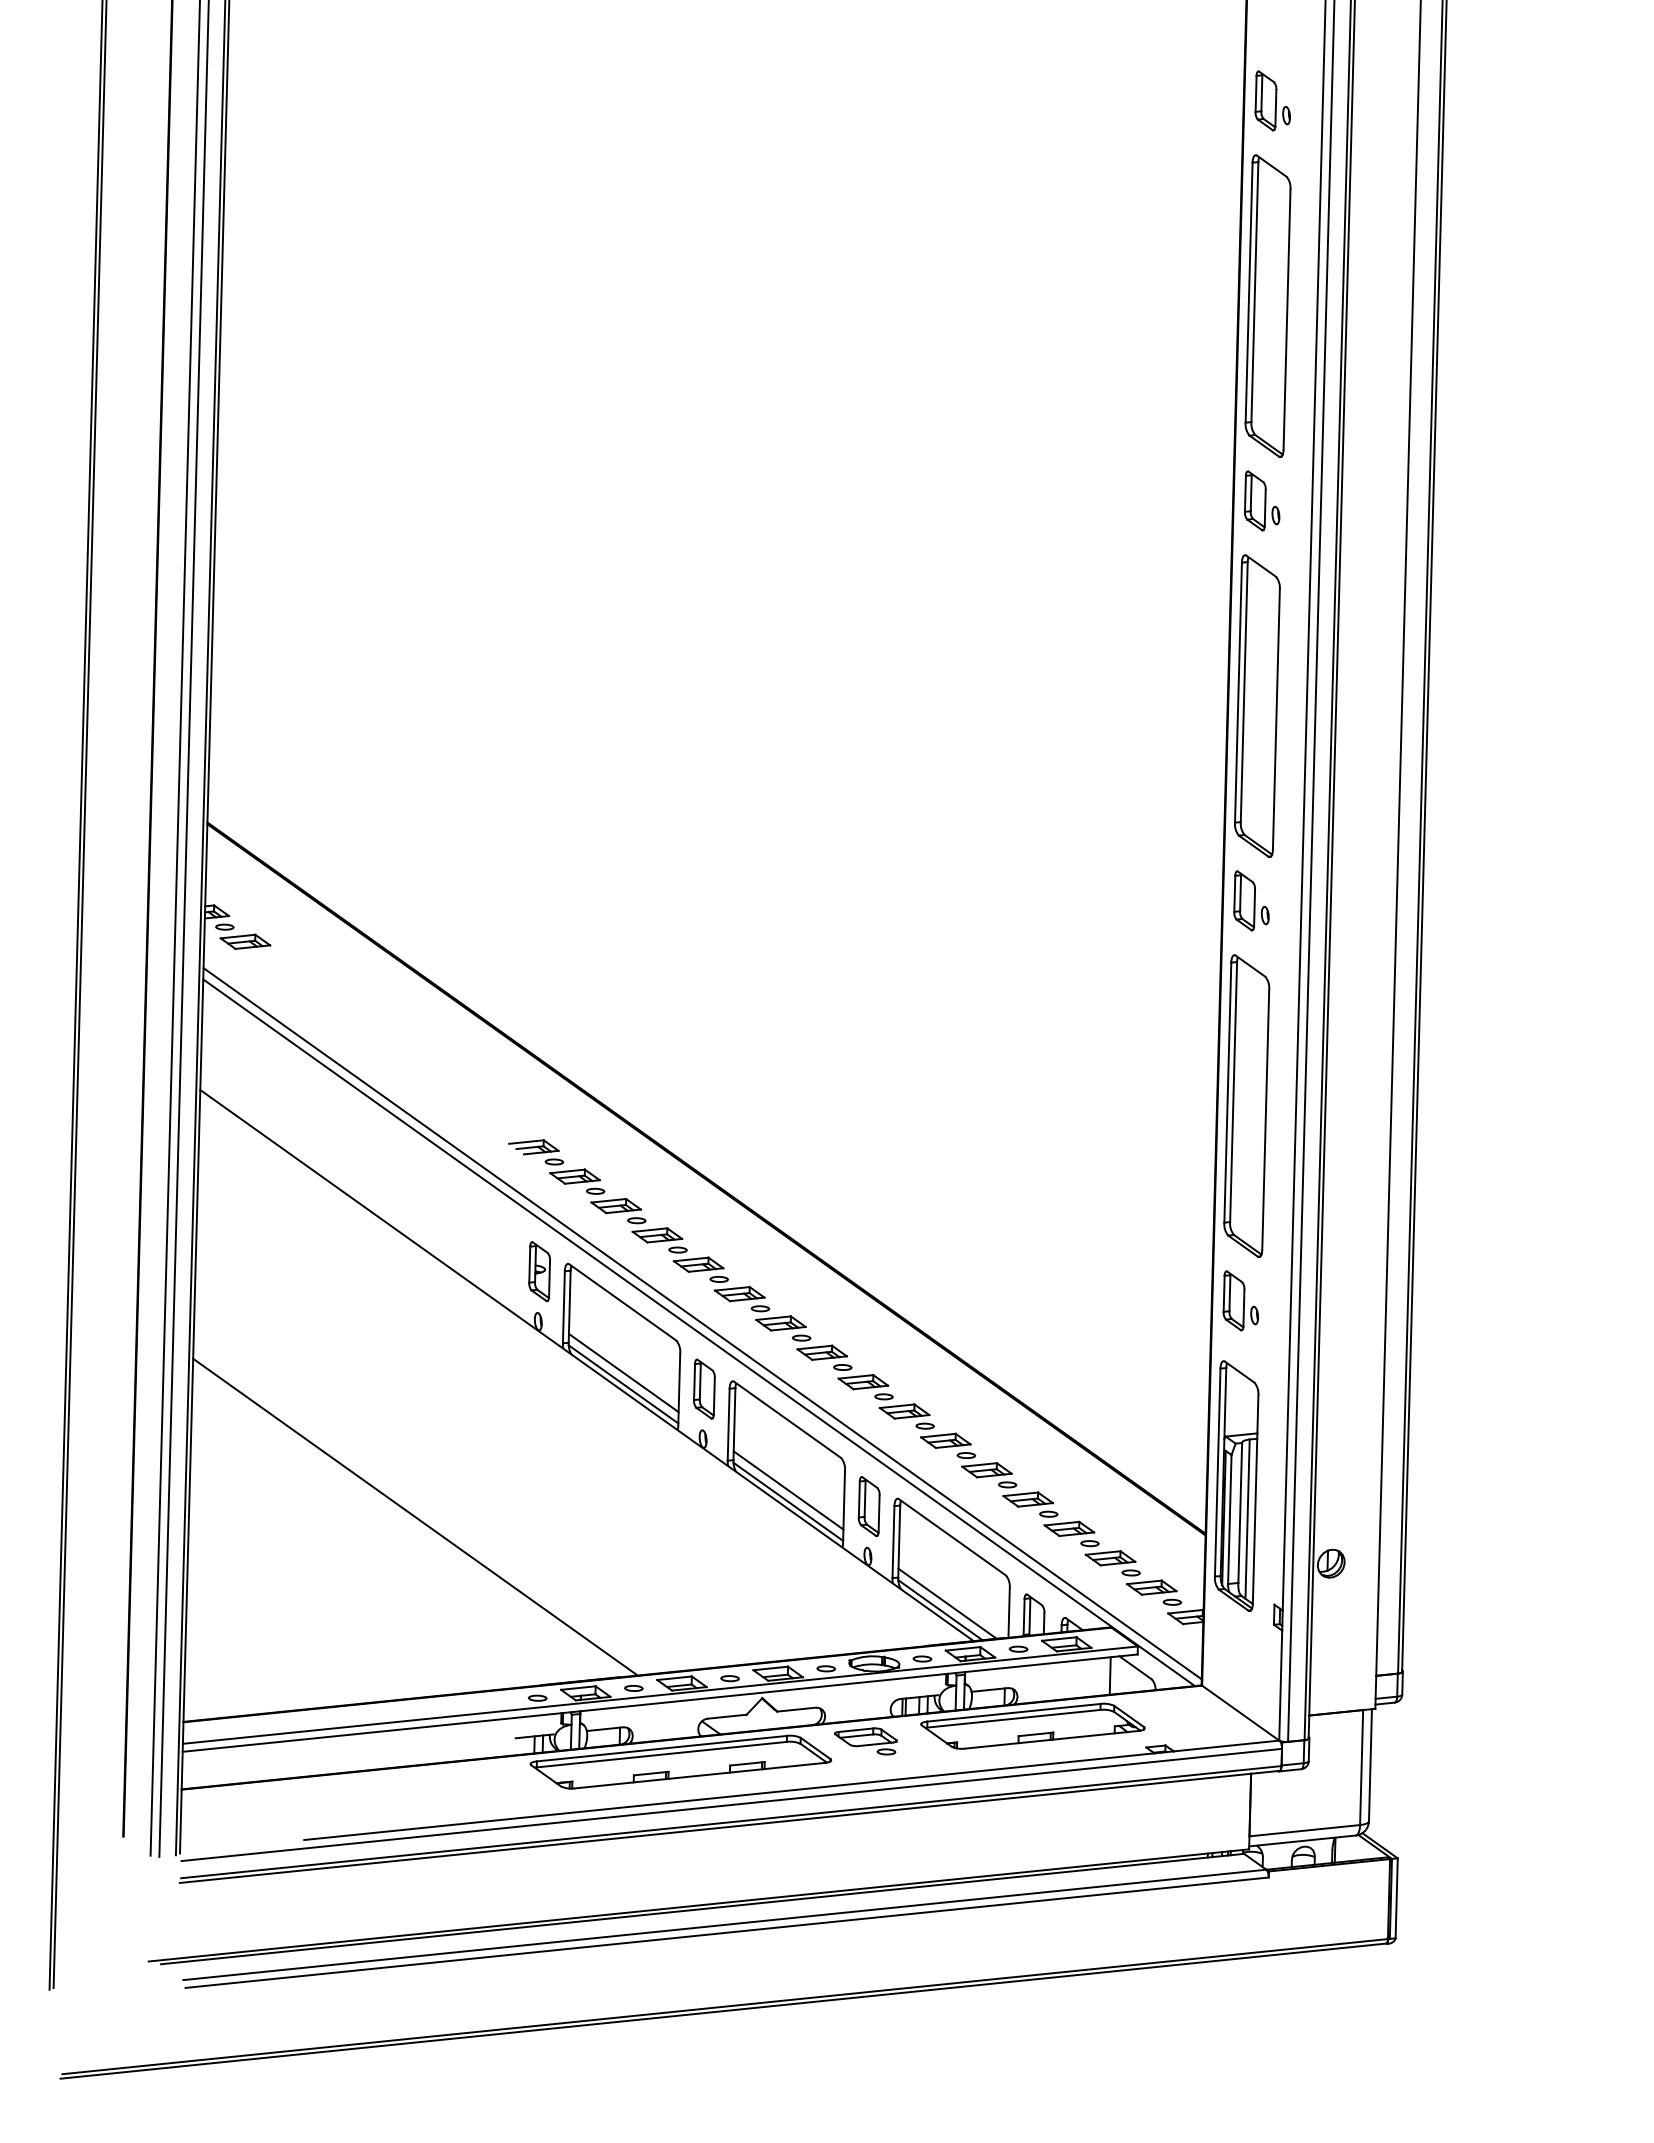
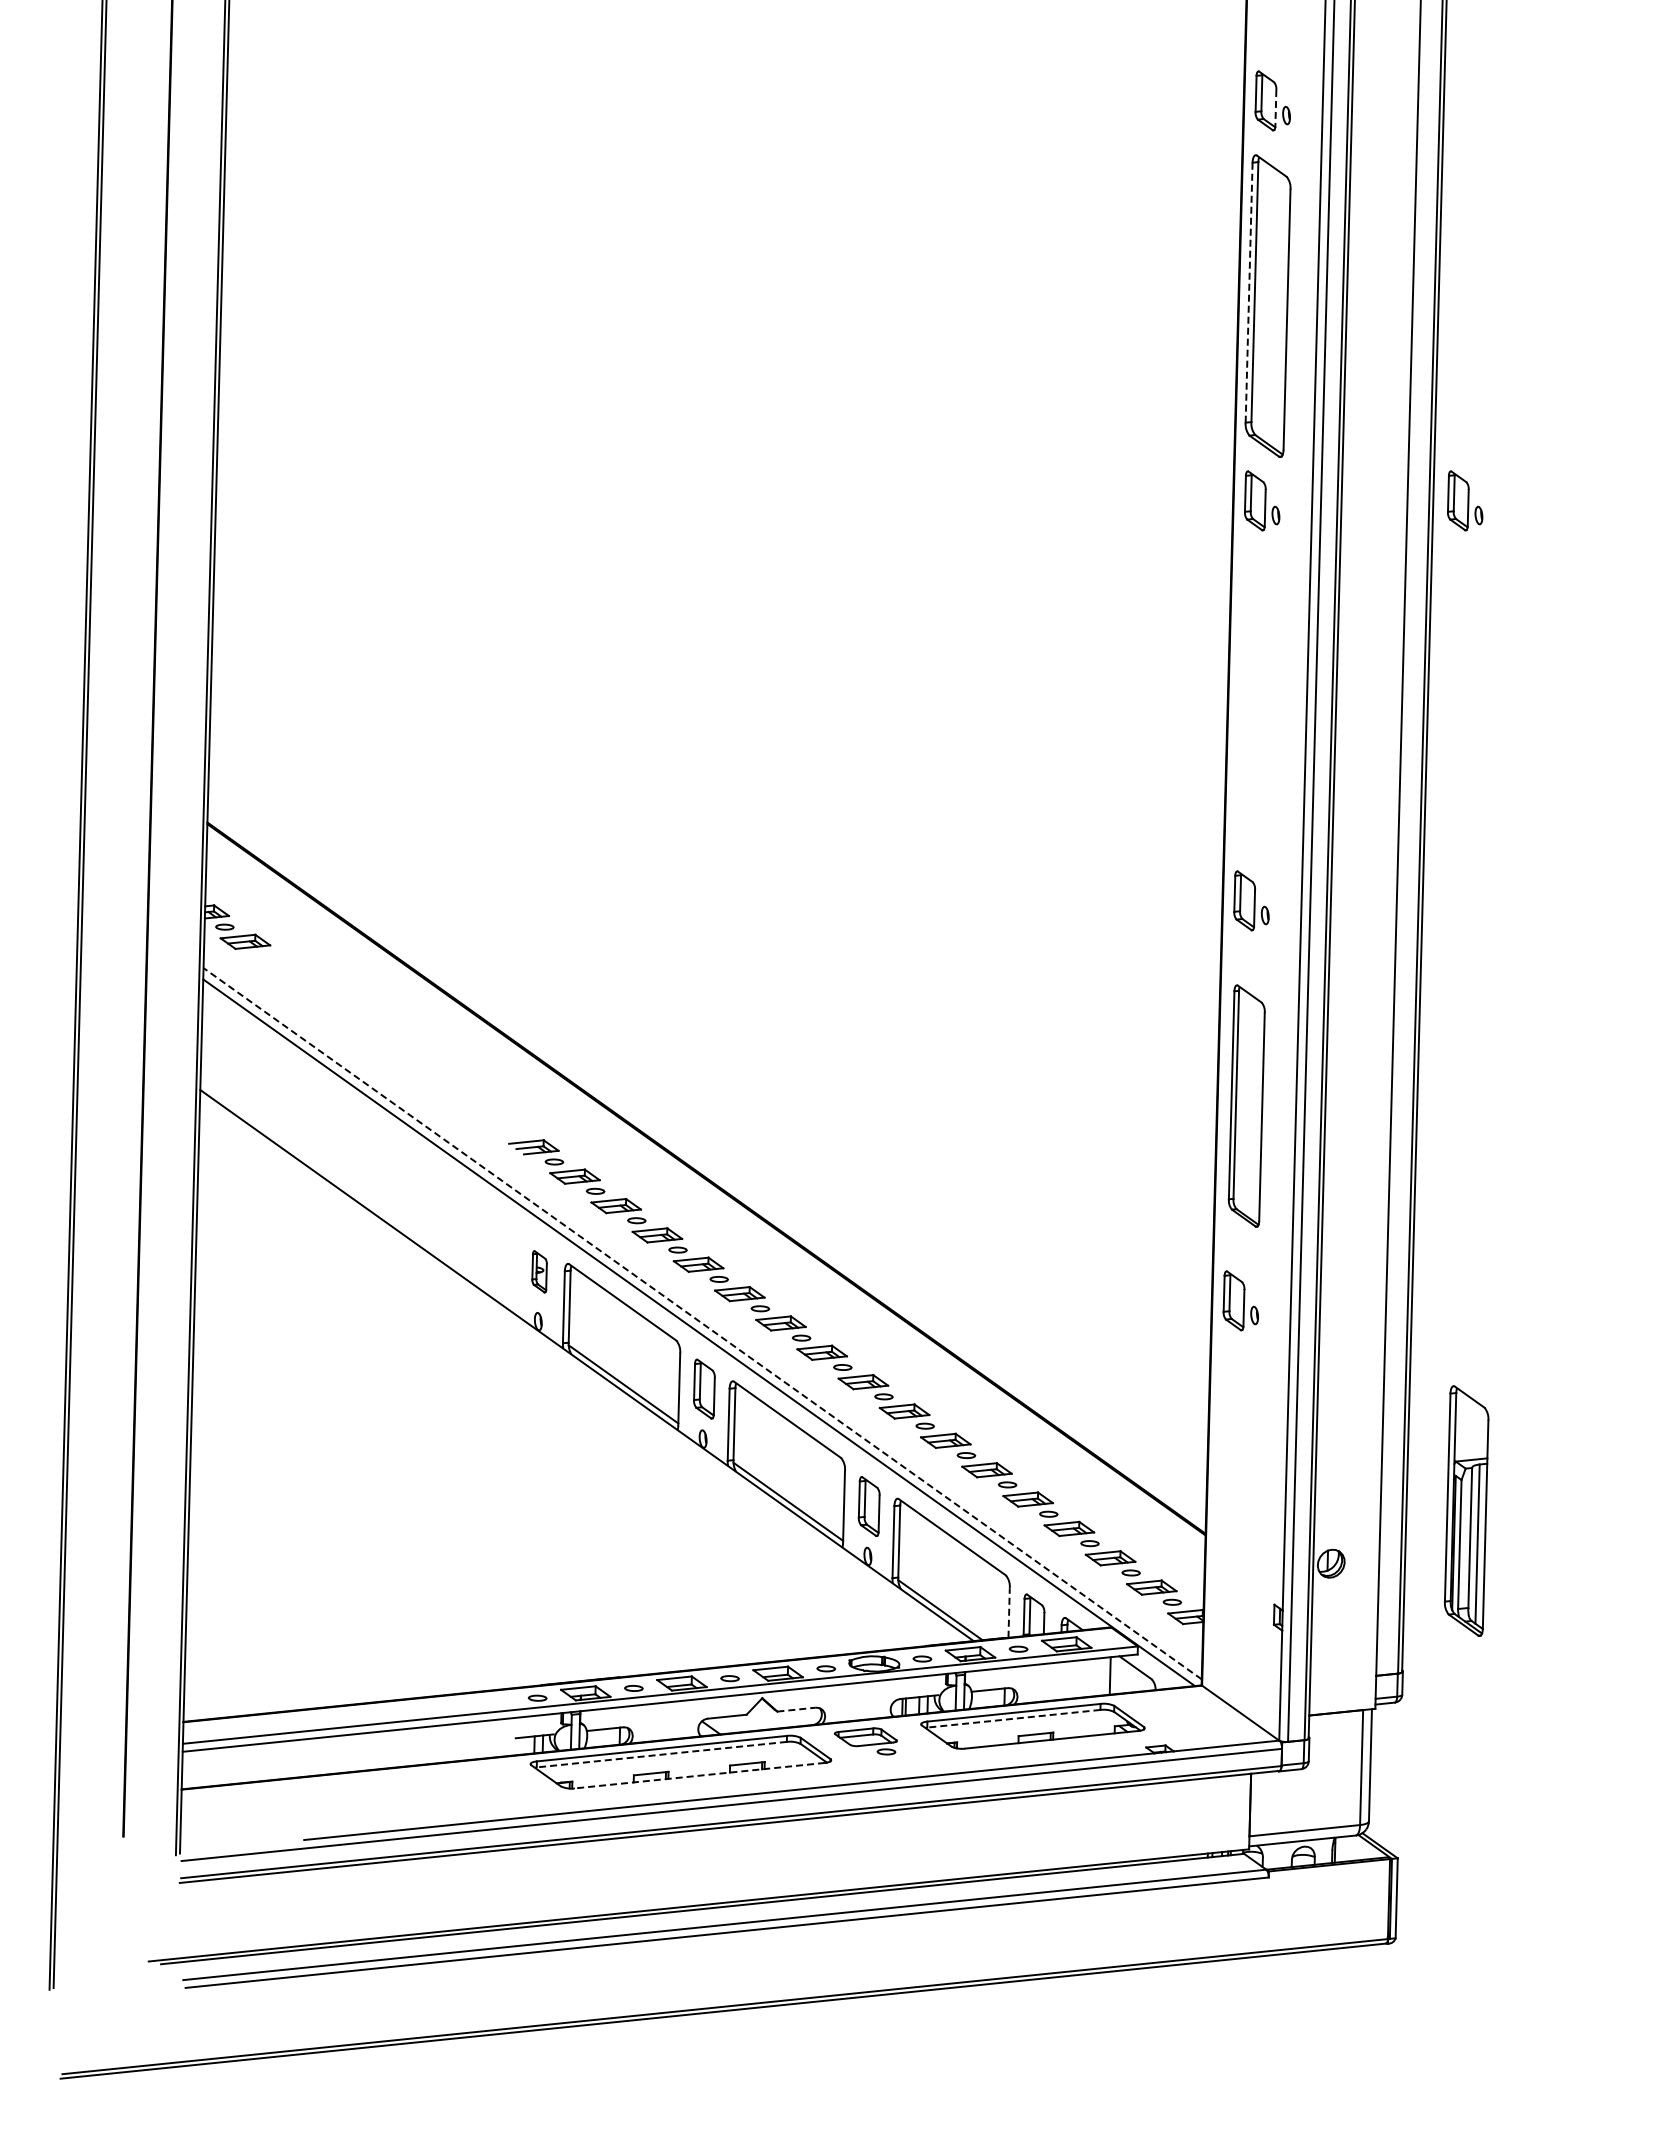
line: solid -> dashed (1275, 108)
line: solid -> dashed (1249, 292)
part: none -> present (1465, 500)
part: present -> none (1257, 705)
line: present -> none (174, 928)
line: present -> none (183, 929)
part size: 48x304 px -> 39x244 px (1246, 1105)
part size: 23x62 px -> 17x44 px (539, 1271)
line: solid -> dashed (702, 1323)
line: present -> none (623, 1372)
part position: (1236, 1485) -> (1466, 1510) (1466, 1510)
line: present -> none (788, 1490)
line: present -> none (415, 1516)
line: present -> none (947, 1603)
line: solid -> dashed (1009, 1613)
line: solid -> dashed (797, 1709)
line: solid -> dashed (1013, 1718)
line: solid -> dashed (661, 1754)
line: solid -> dashed (699, 1775)
